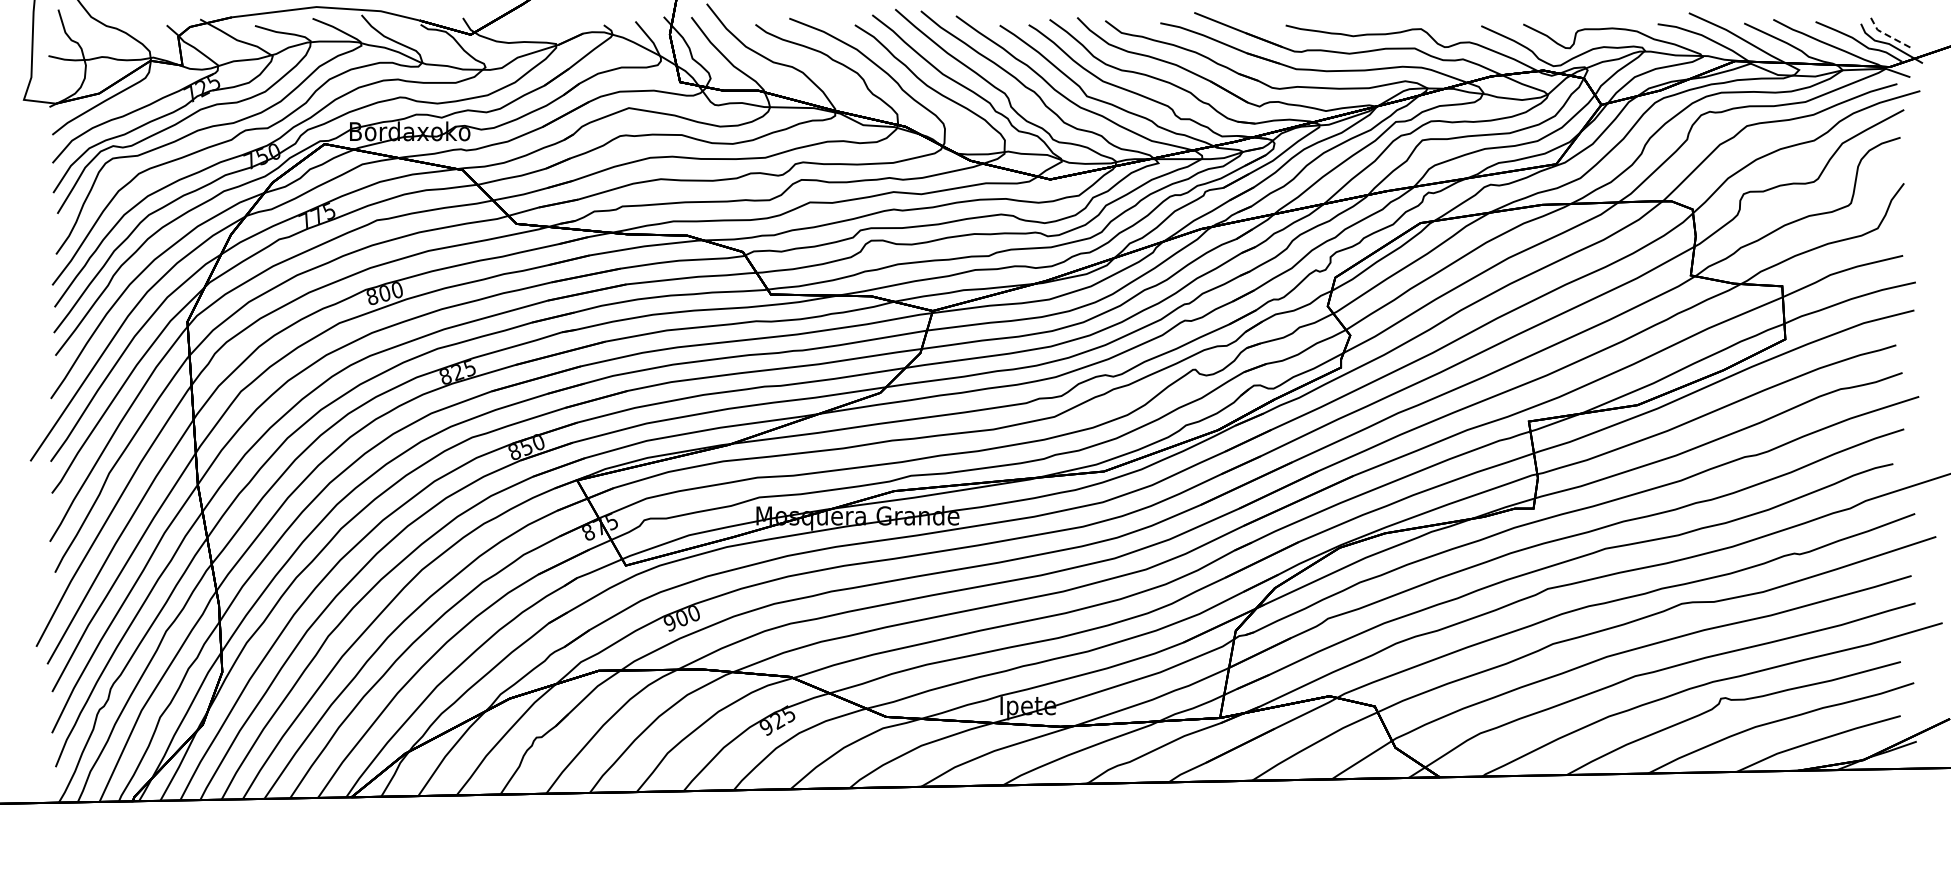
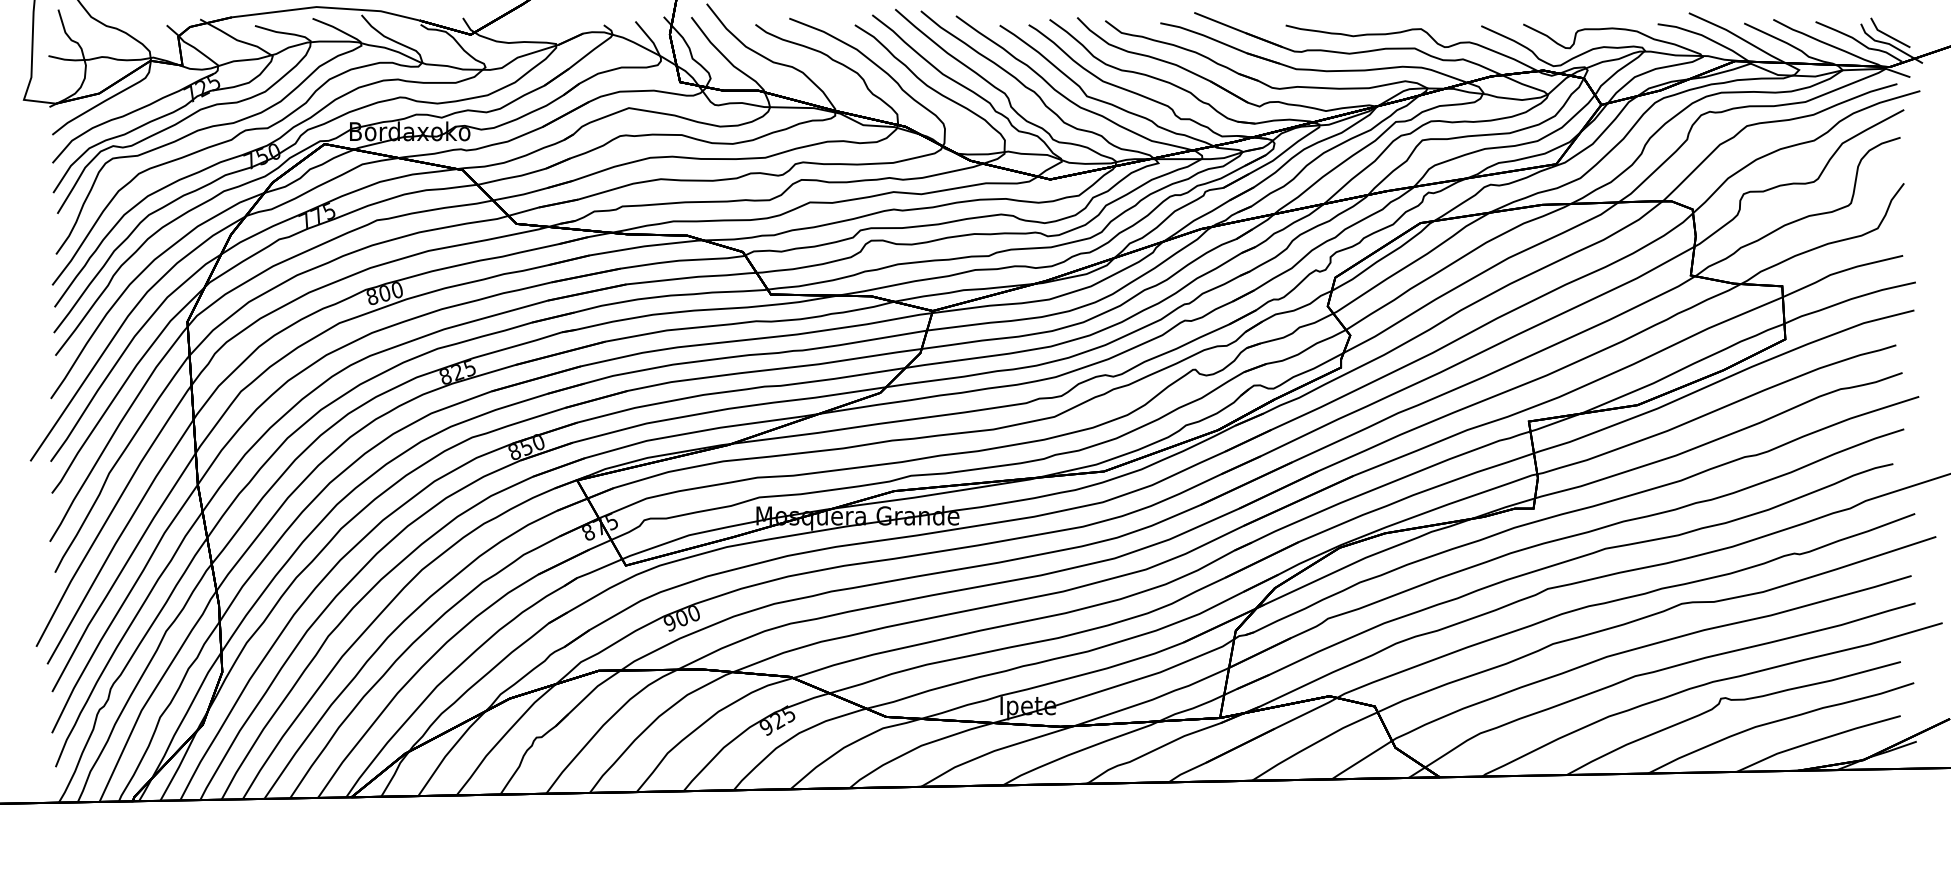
line: dashed -> solid (1887, 35)
